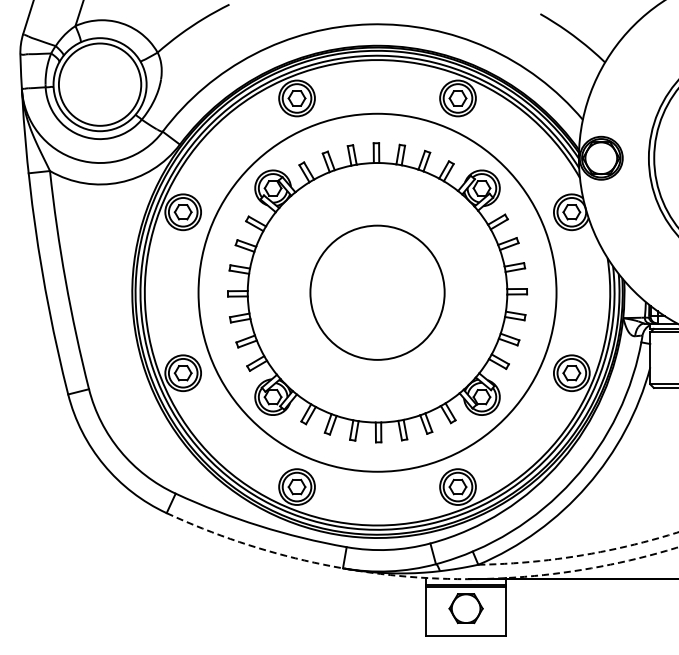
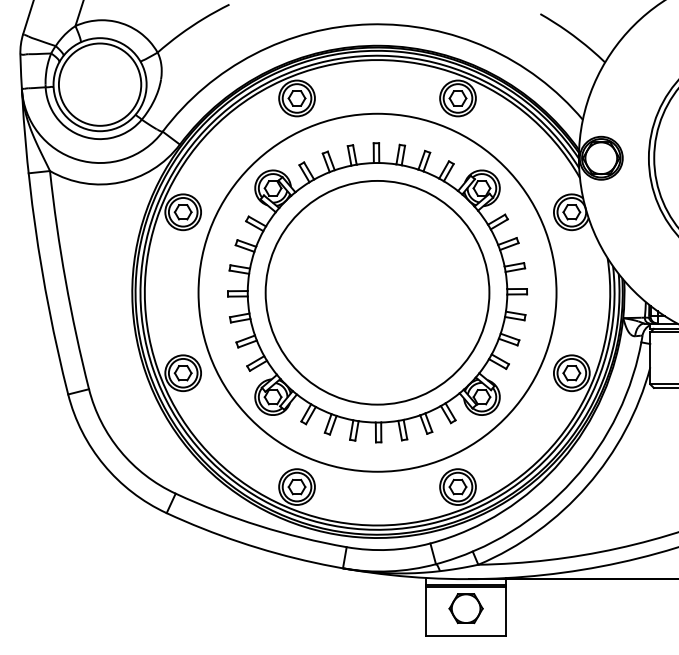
circle diameter: 134 px -> 224 px (377, 292)
arc: dashed -> solid (580, 555)
arc: dashed -> solid (420, 577)
